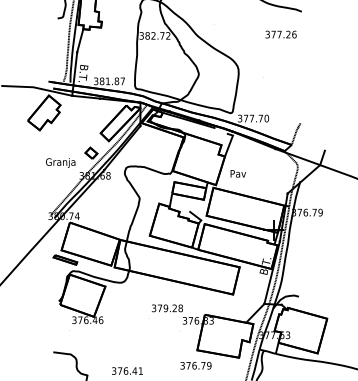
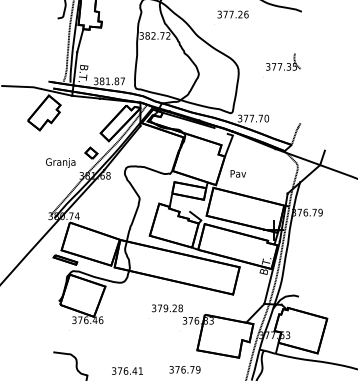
text position: (280, 34) -> (232, 14) (232, 14)
part: none -> present (283, 61)
text position: (195, 365) -> (184, 369) (184, 369)
